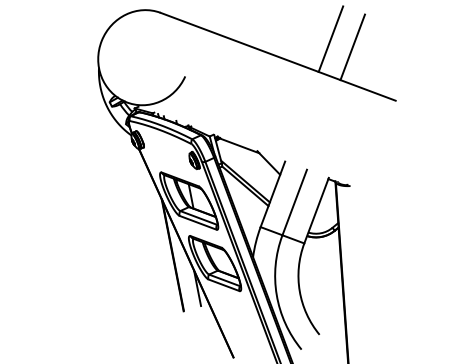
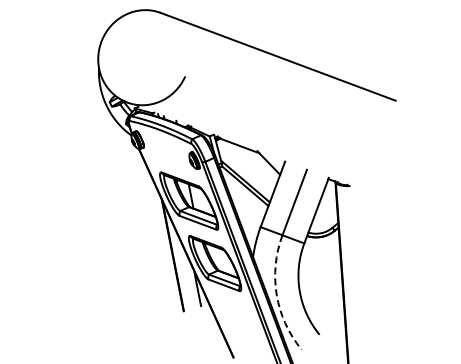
line: present -> none (330, 38)
line: present -> none (352, 47)
arc: solid -> dashed (276, 295)
